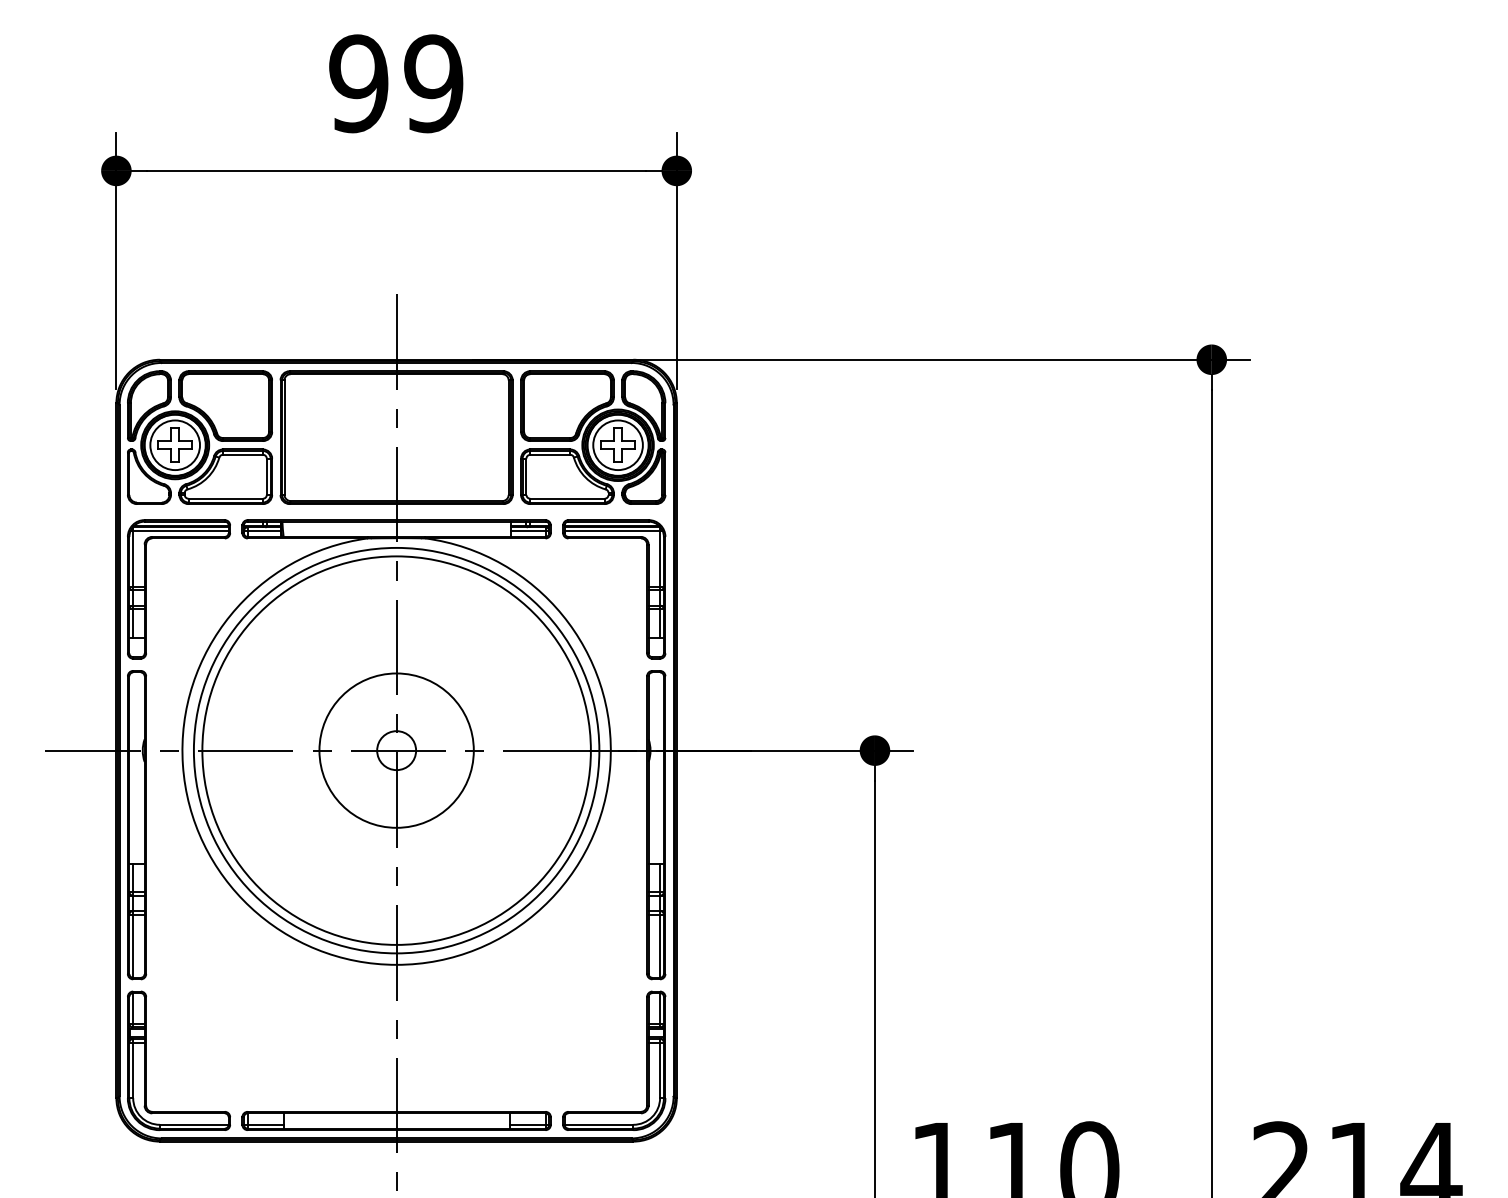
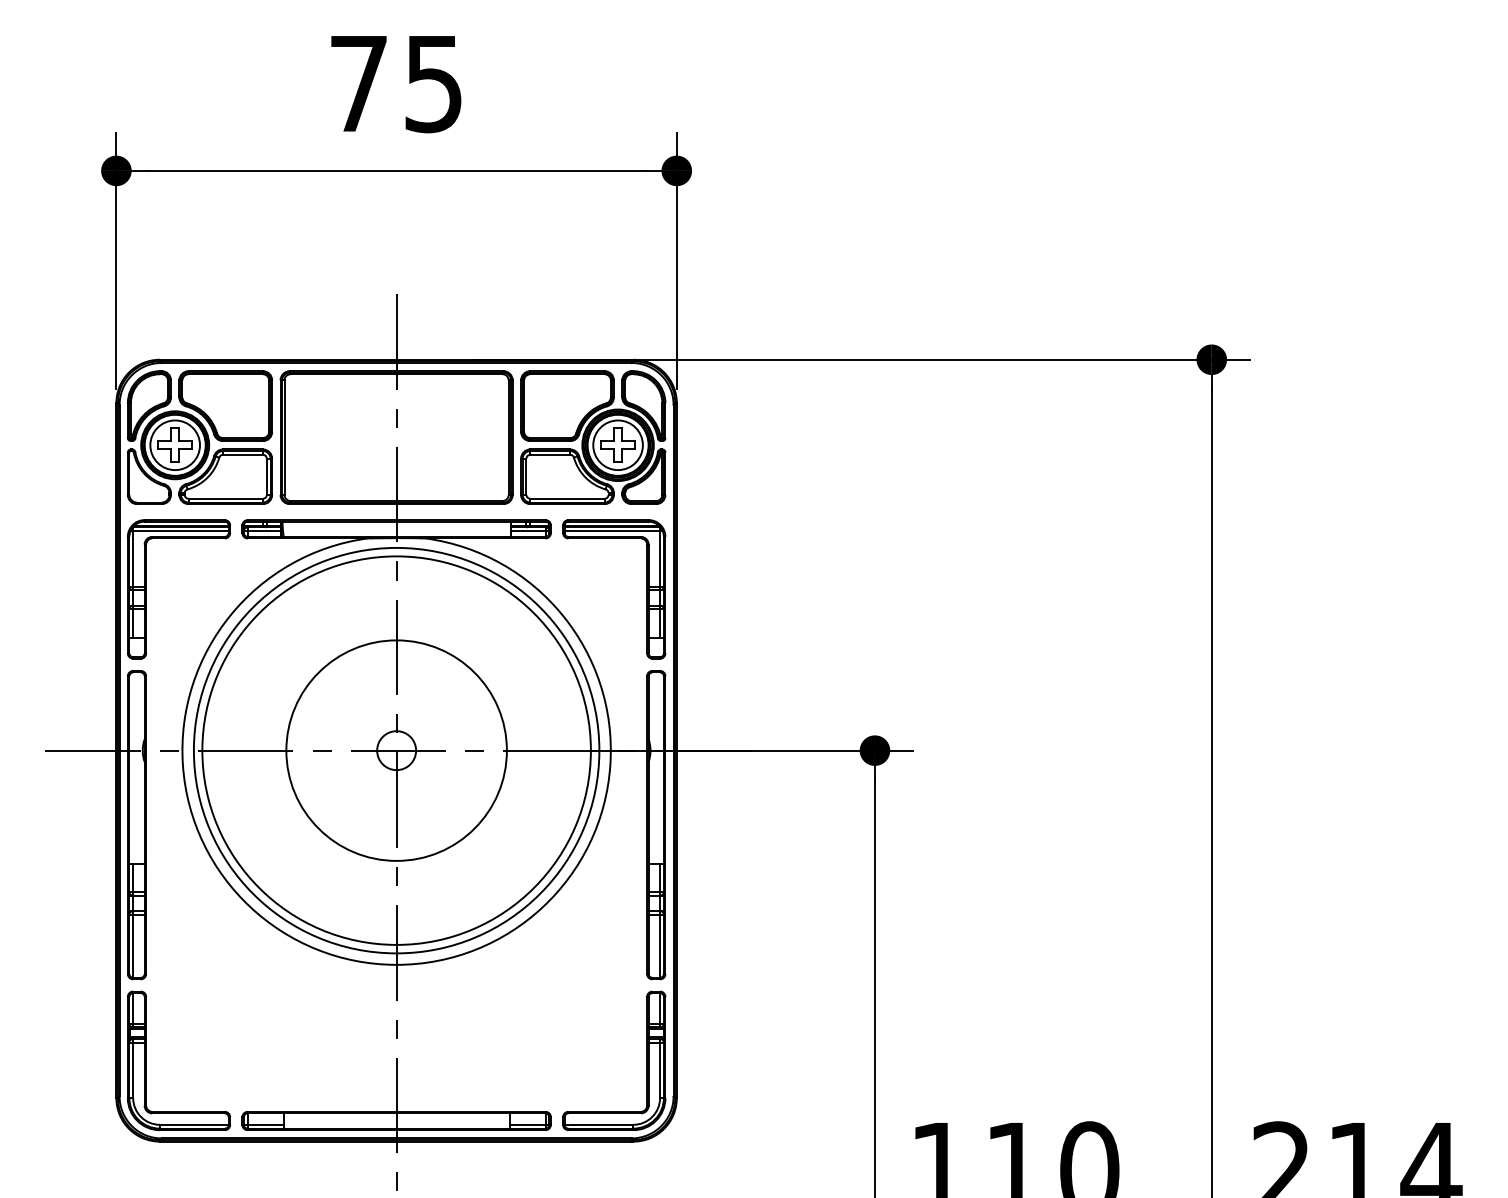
text: 99 -> 75 (396, 83)
circle diameter: 154 px -> 221 px (396, 750)
